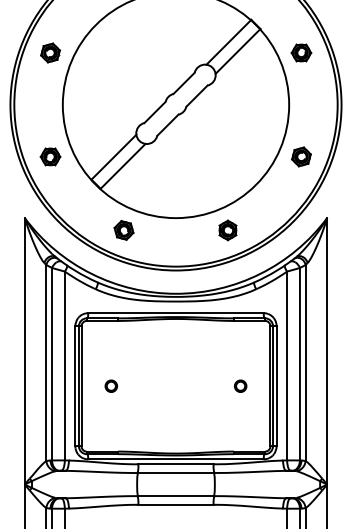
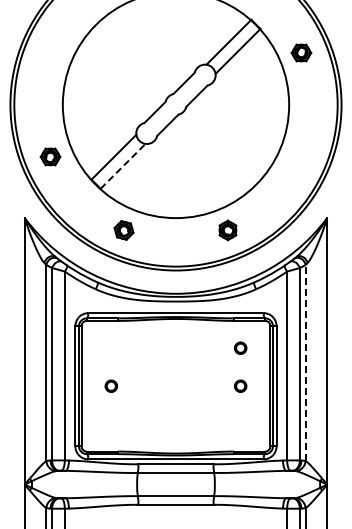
part: present -> none (50, 52)
part: present -> none (301, 156)
line: solid -> dashed (123, 166)
part: none -> present (240, 347)
line: solid -> dashed (305, 362)
